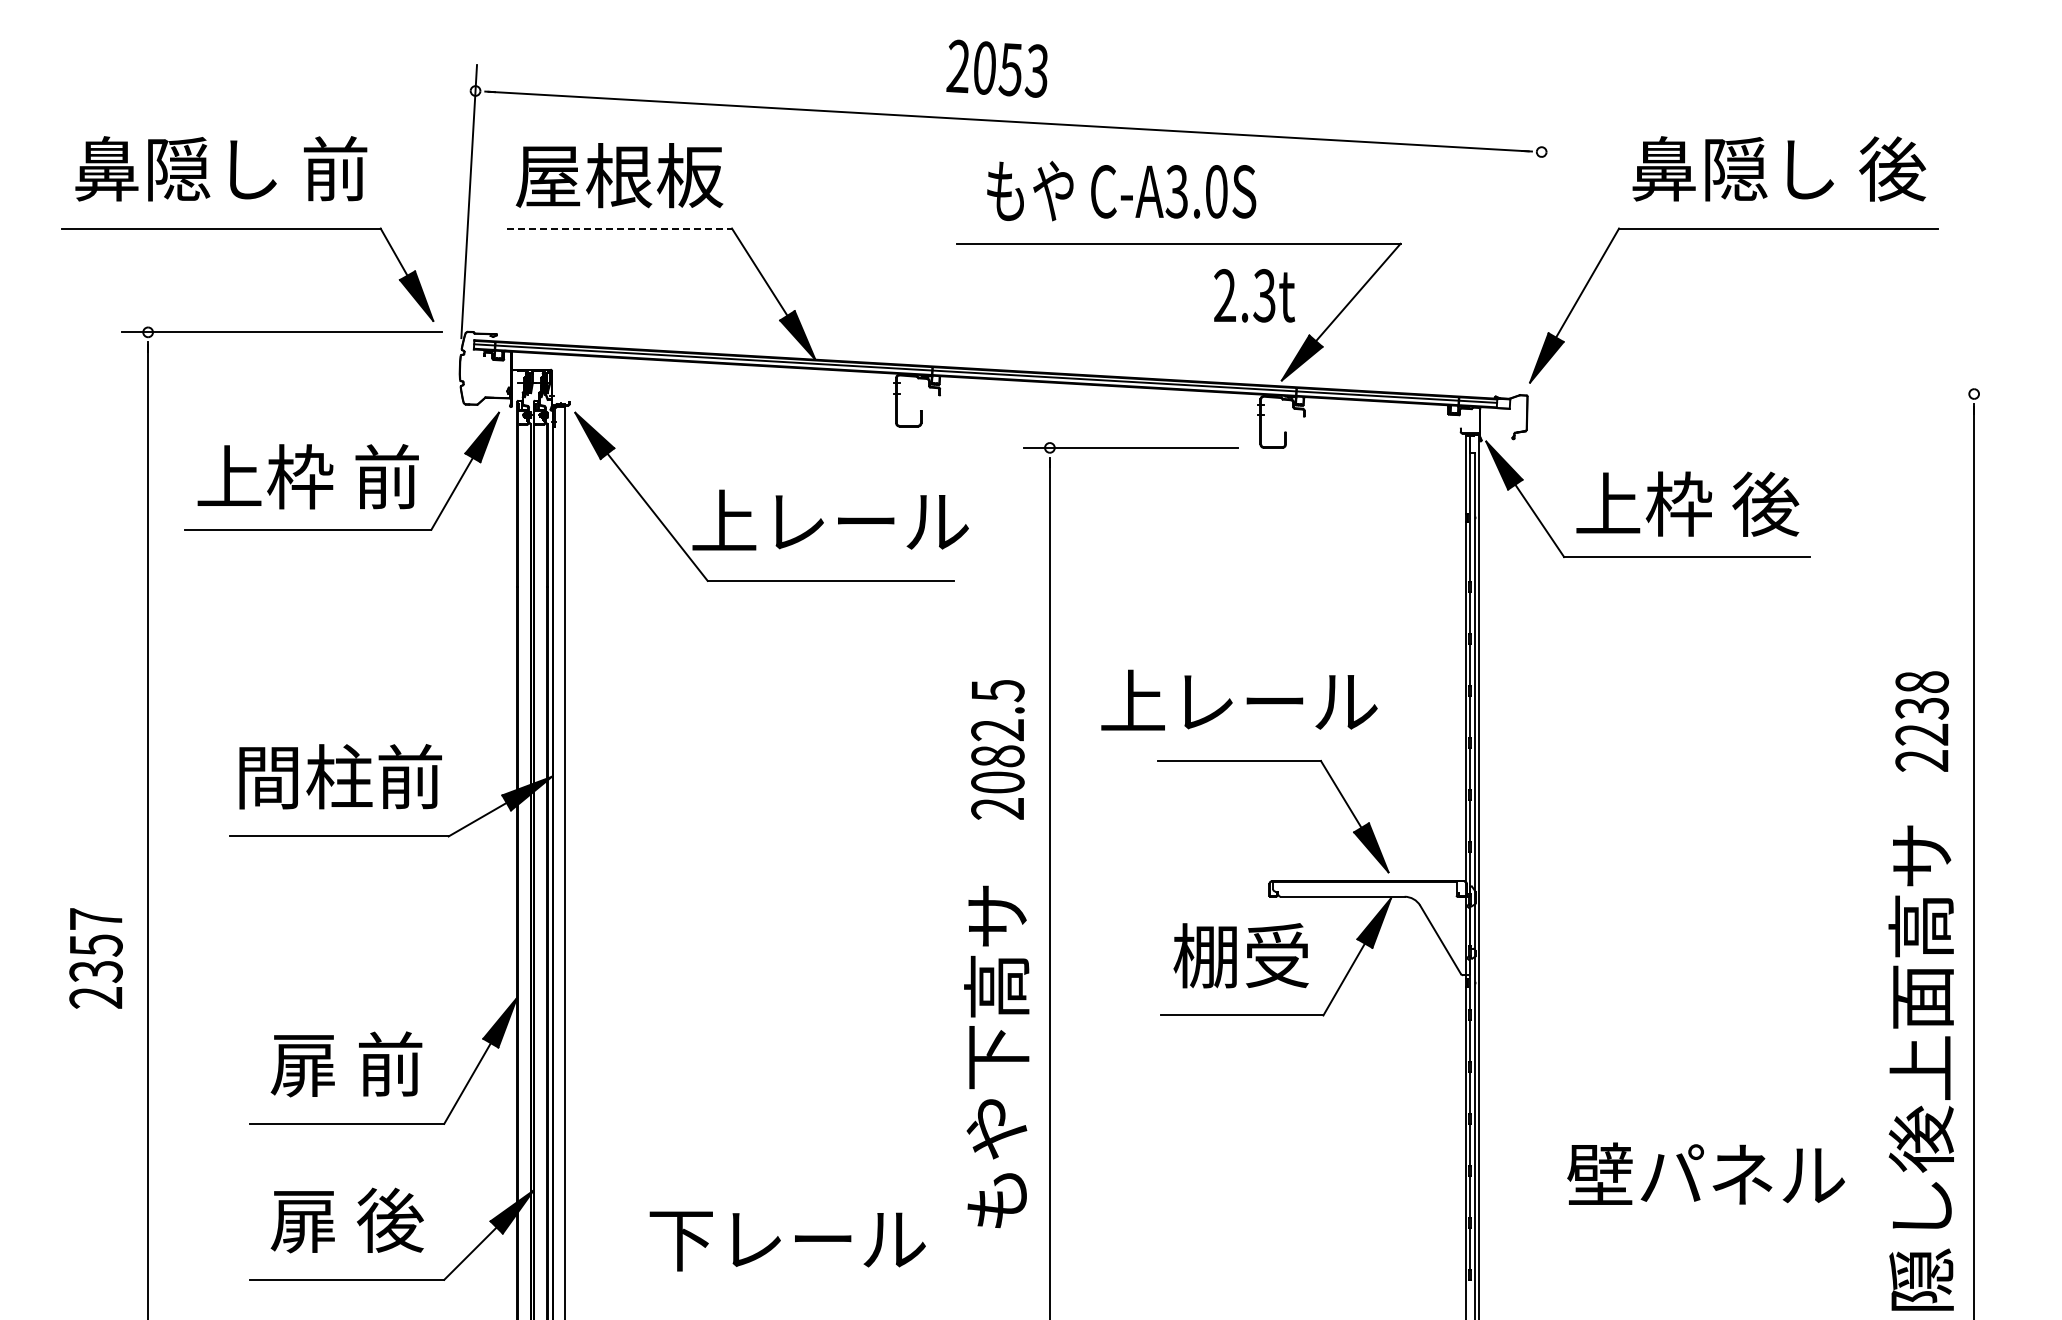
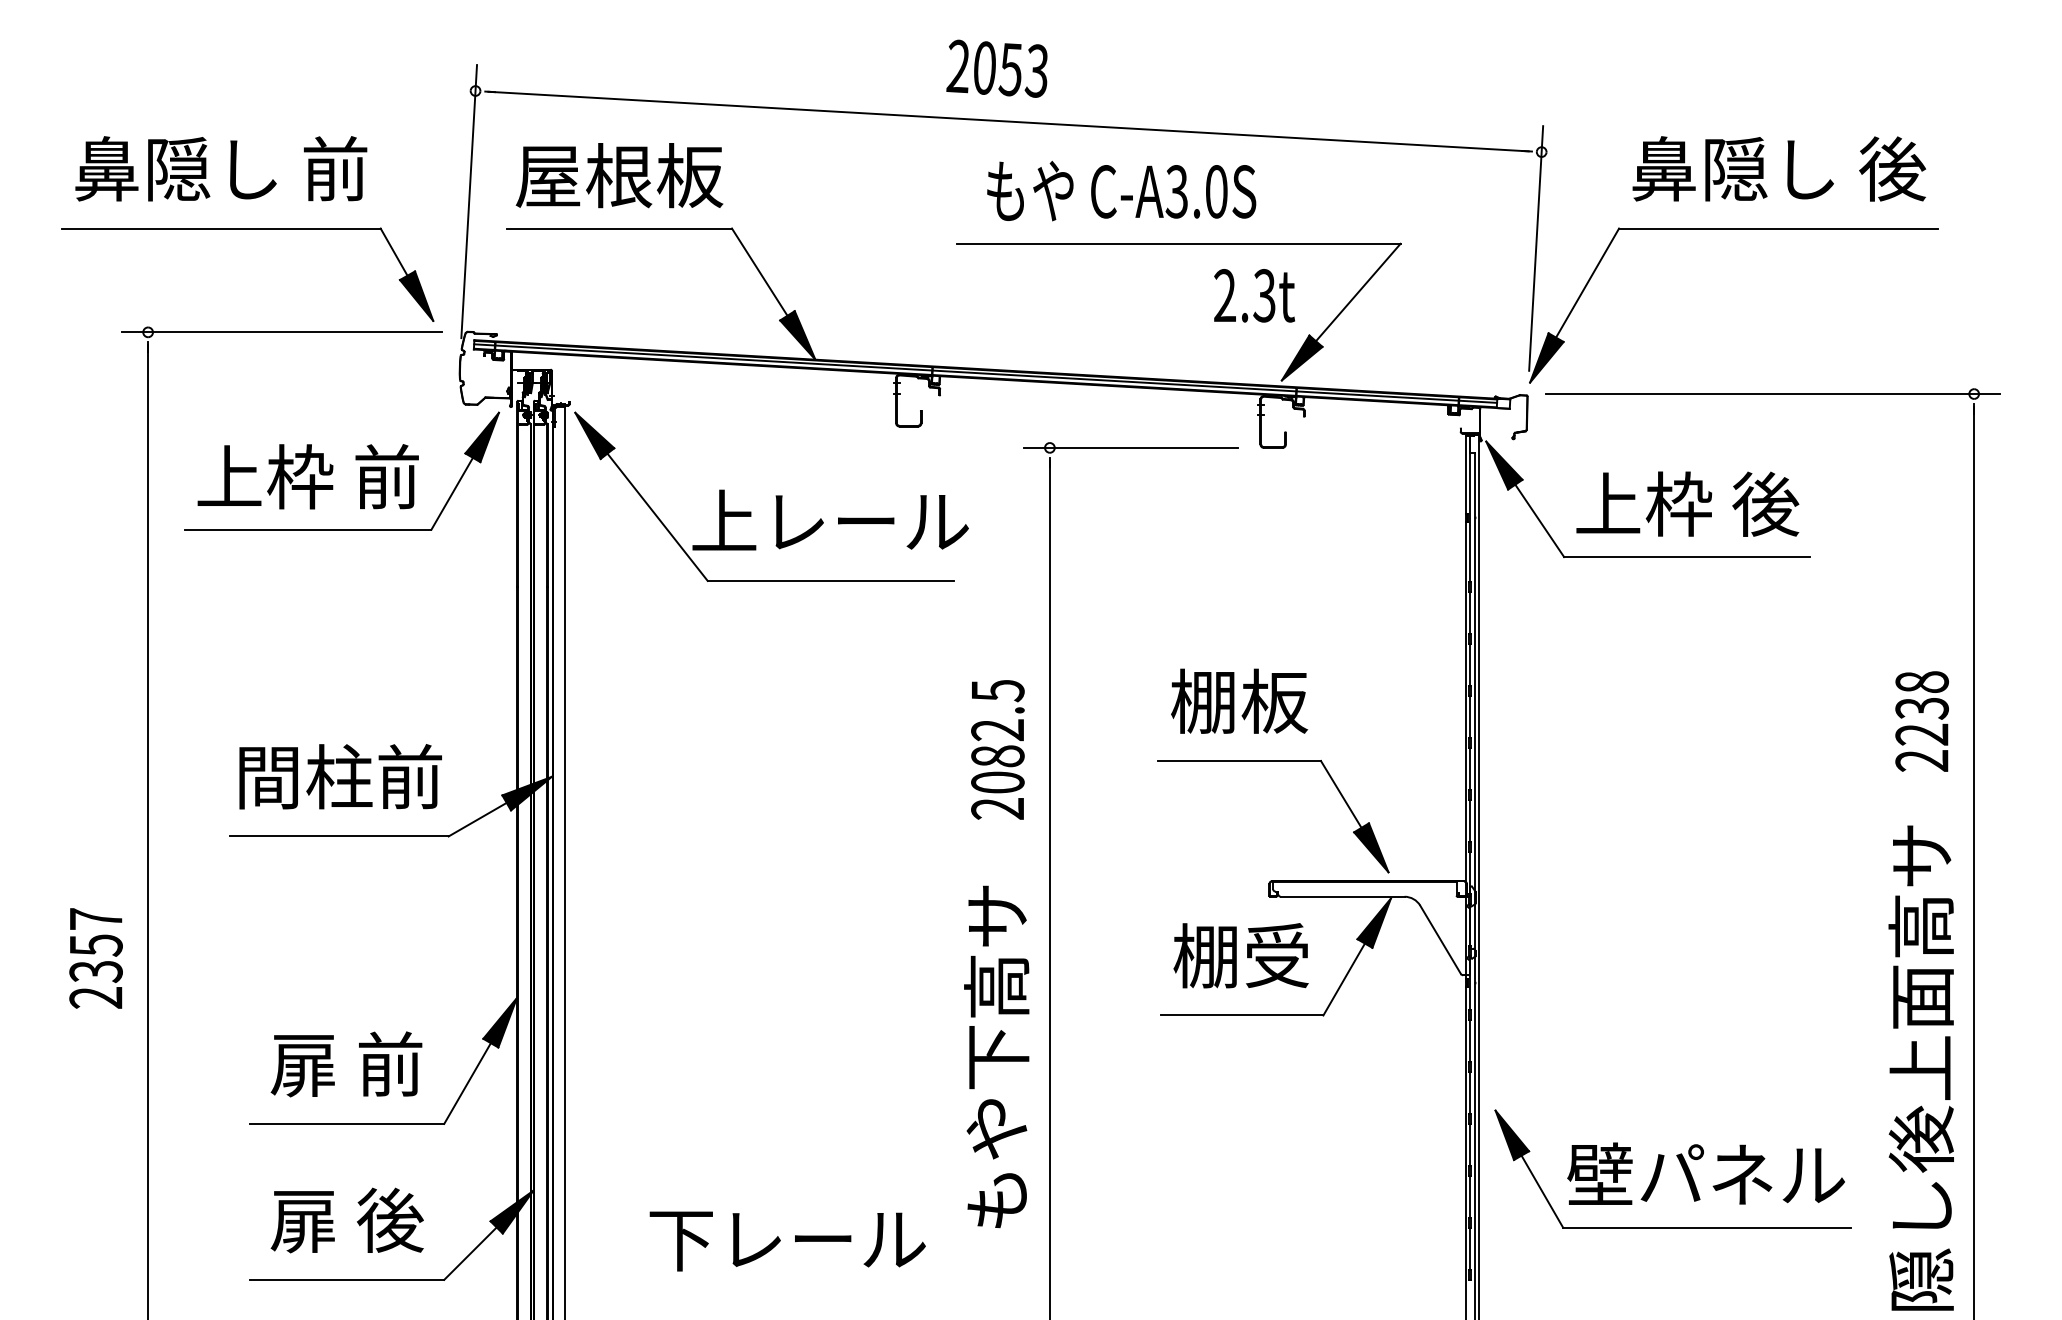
line: dashed -> solid (619, 228)
line: none -> present (1536, 248)
line: none -> present (1772, 394)
text: 上レール -> 棚板 (1239, 700)
part: none -> present (1672, 1227)
